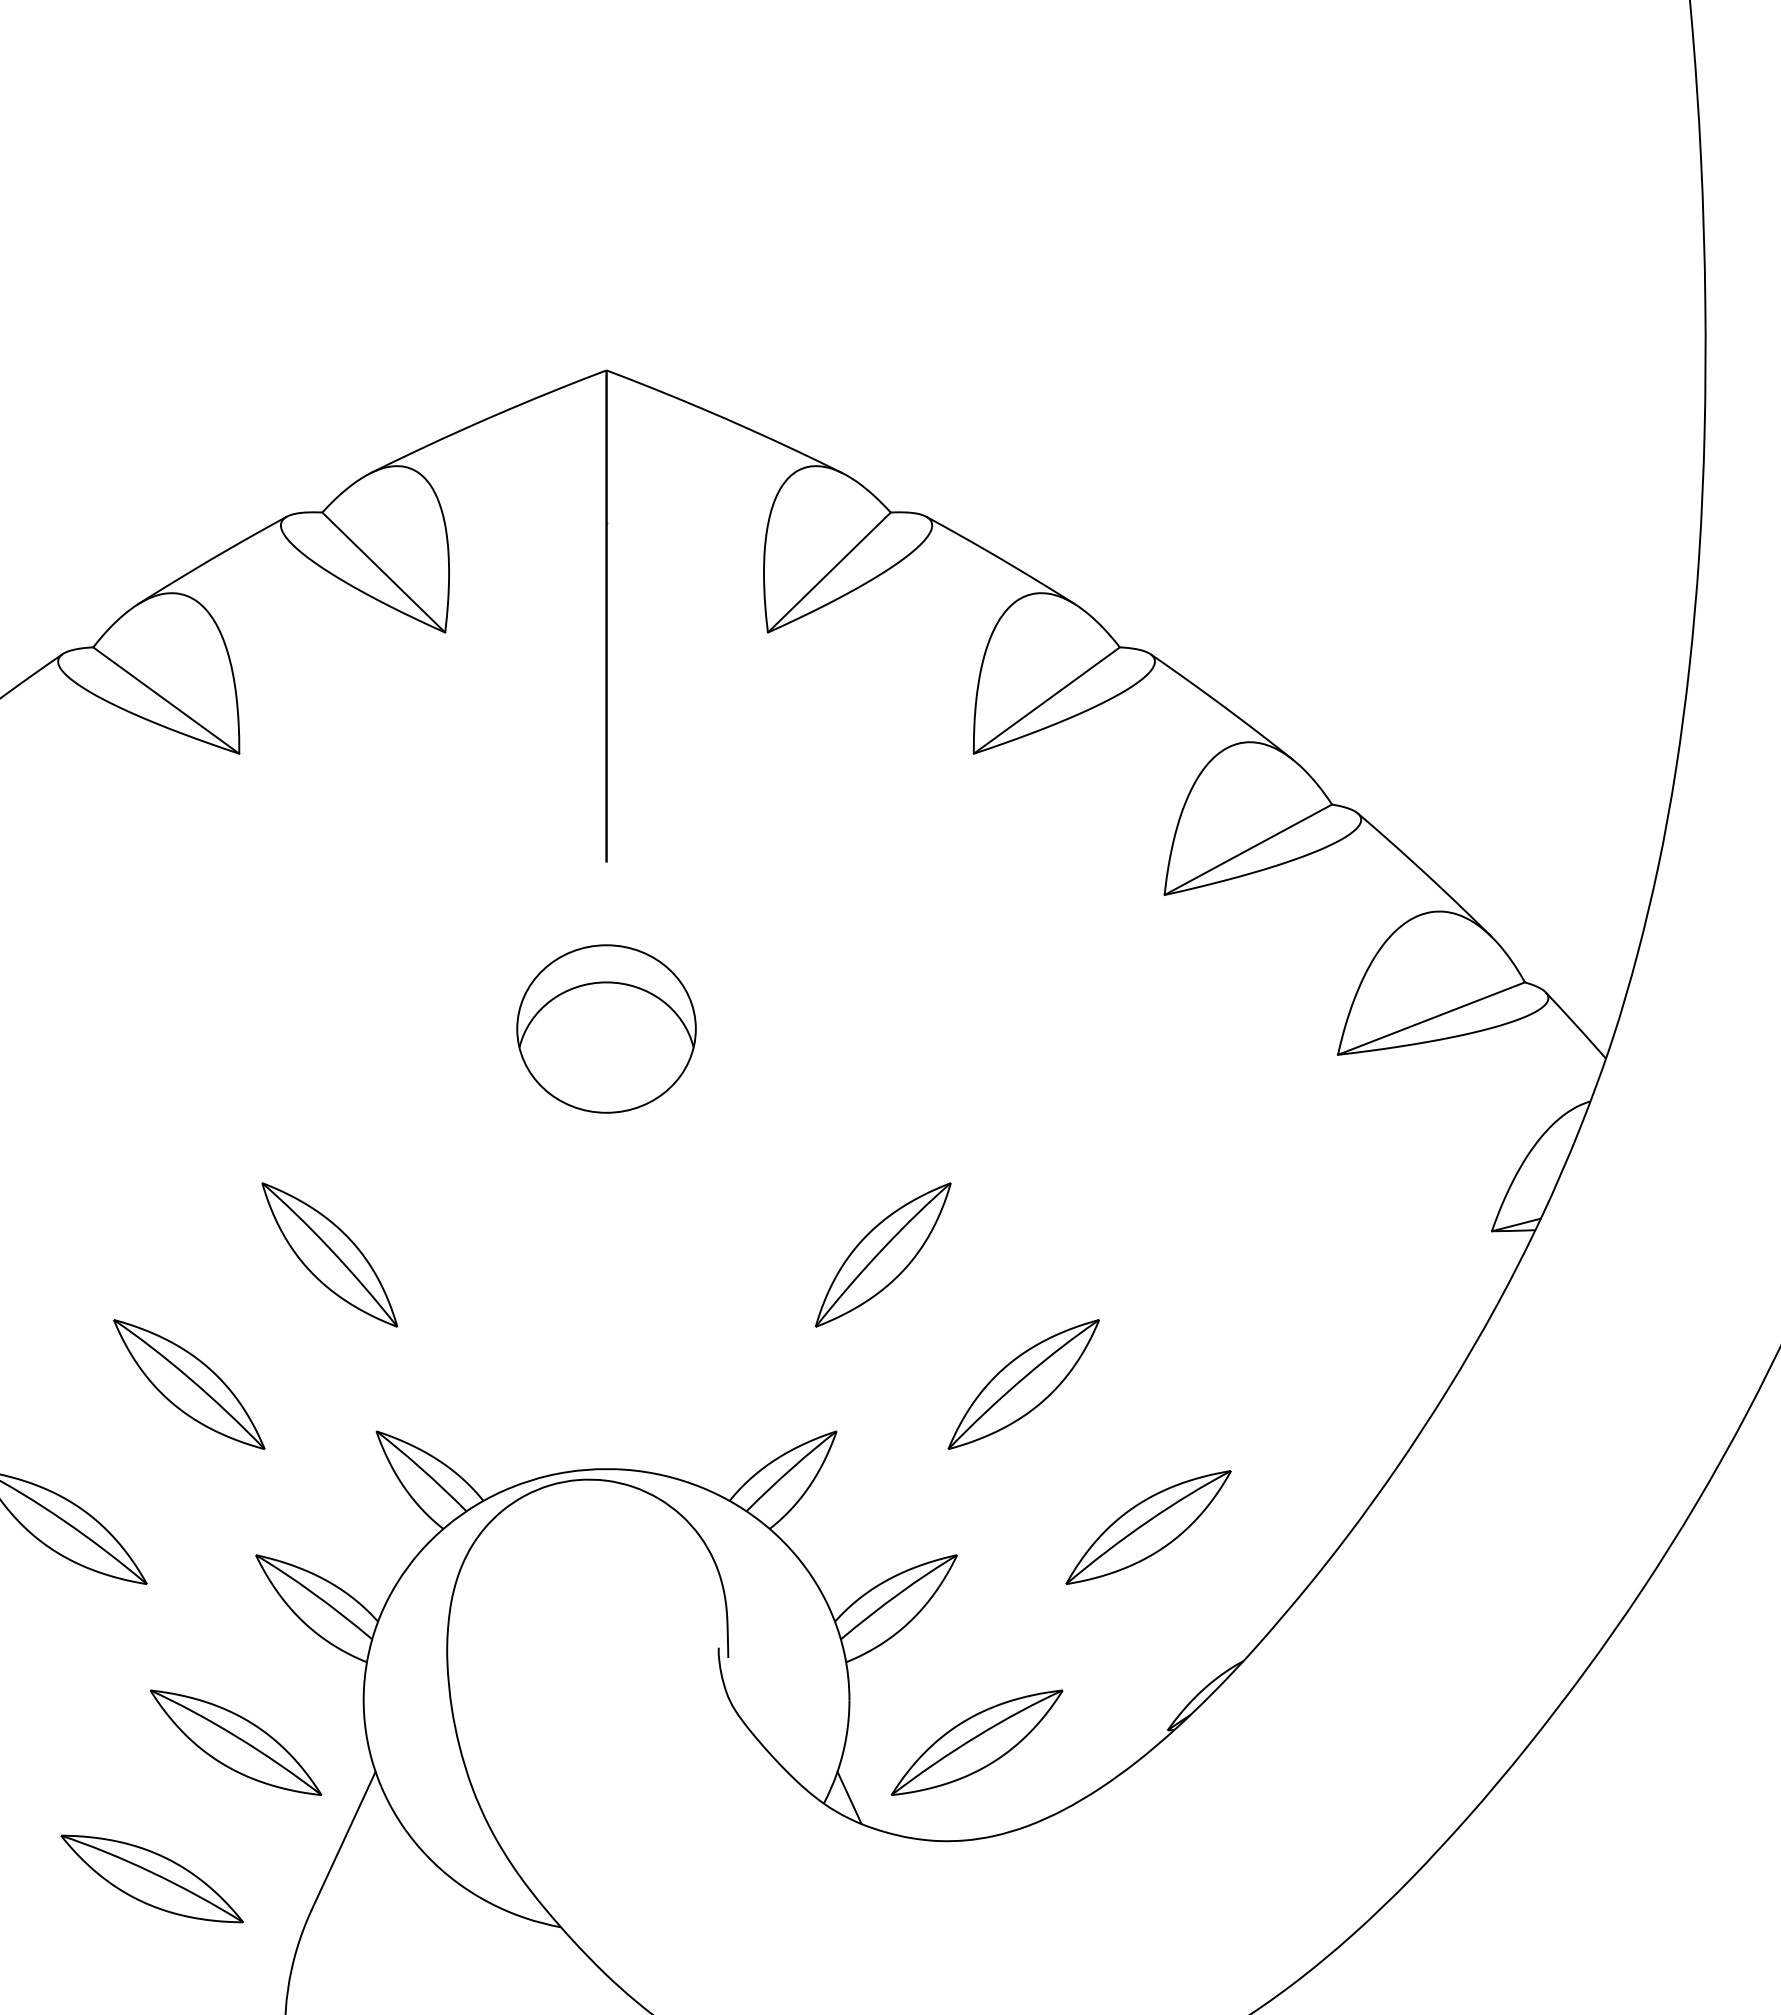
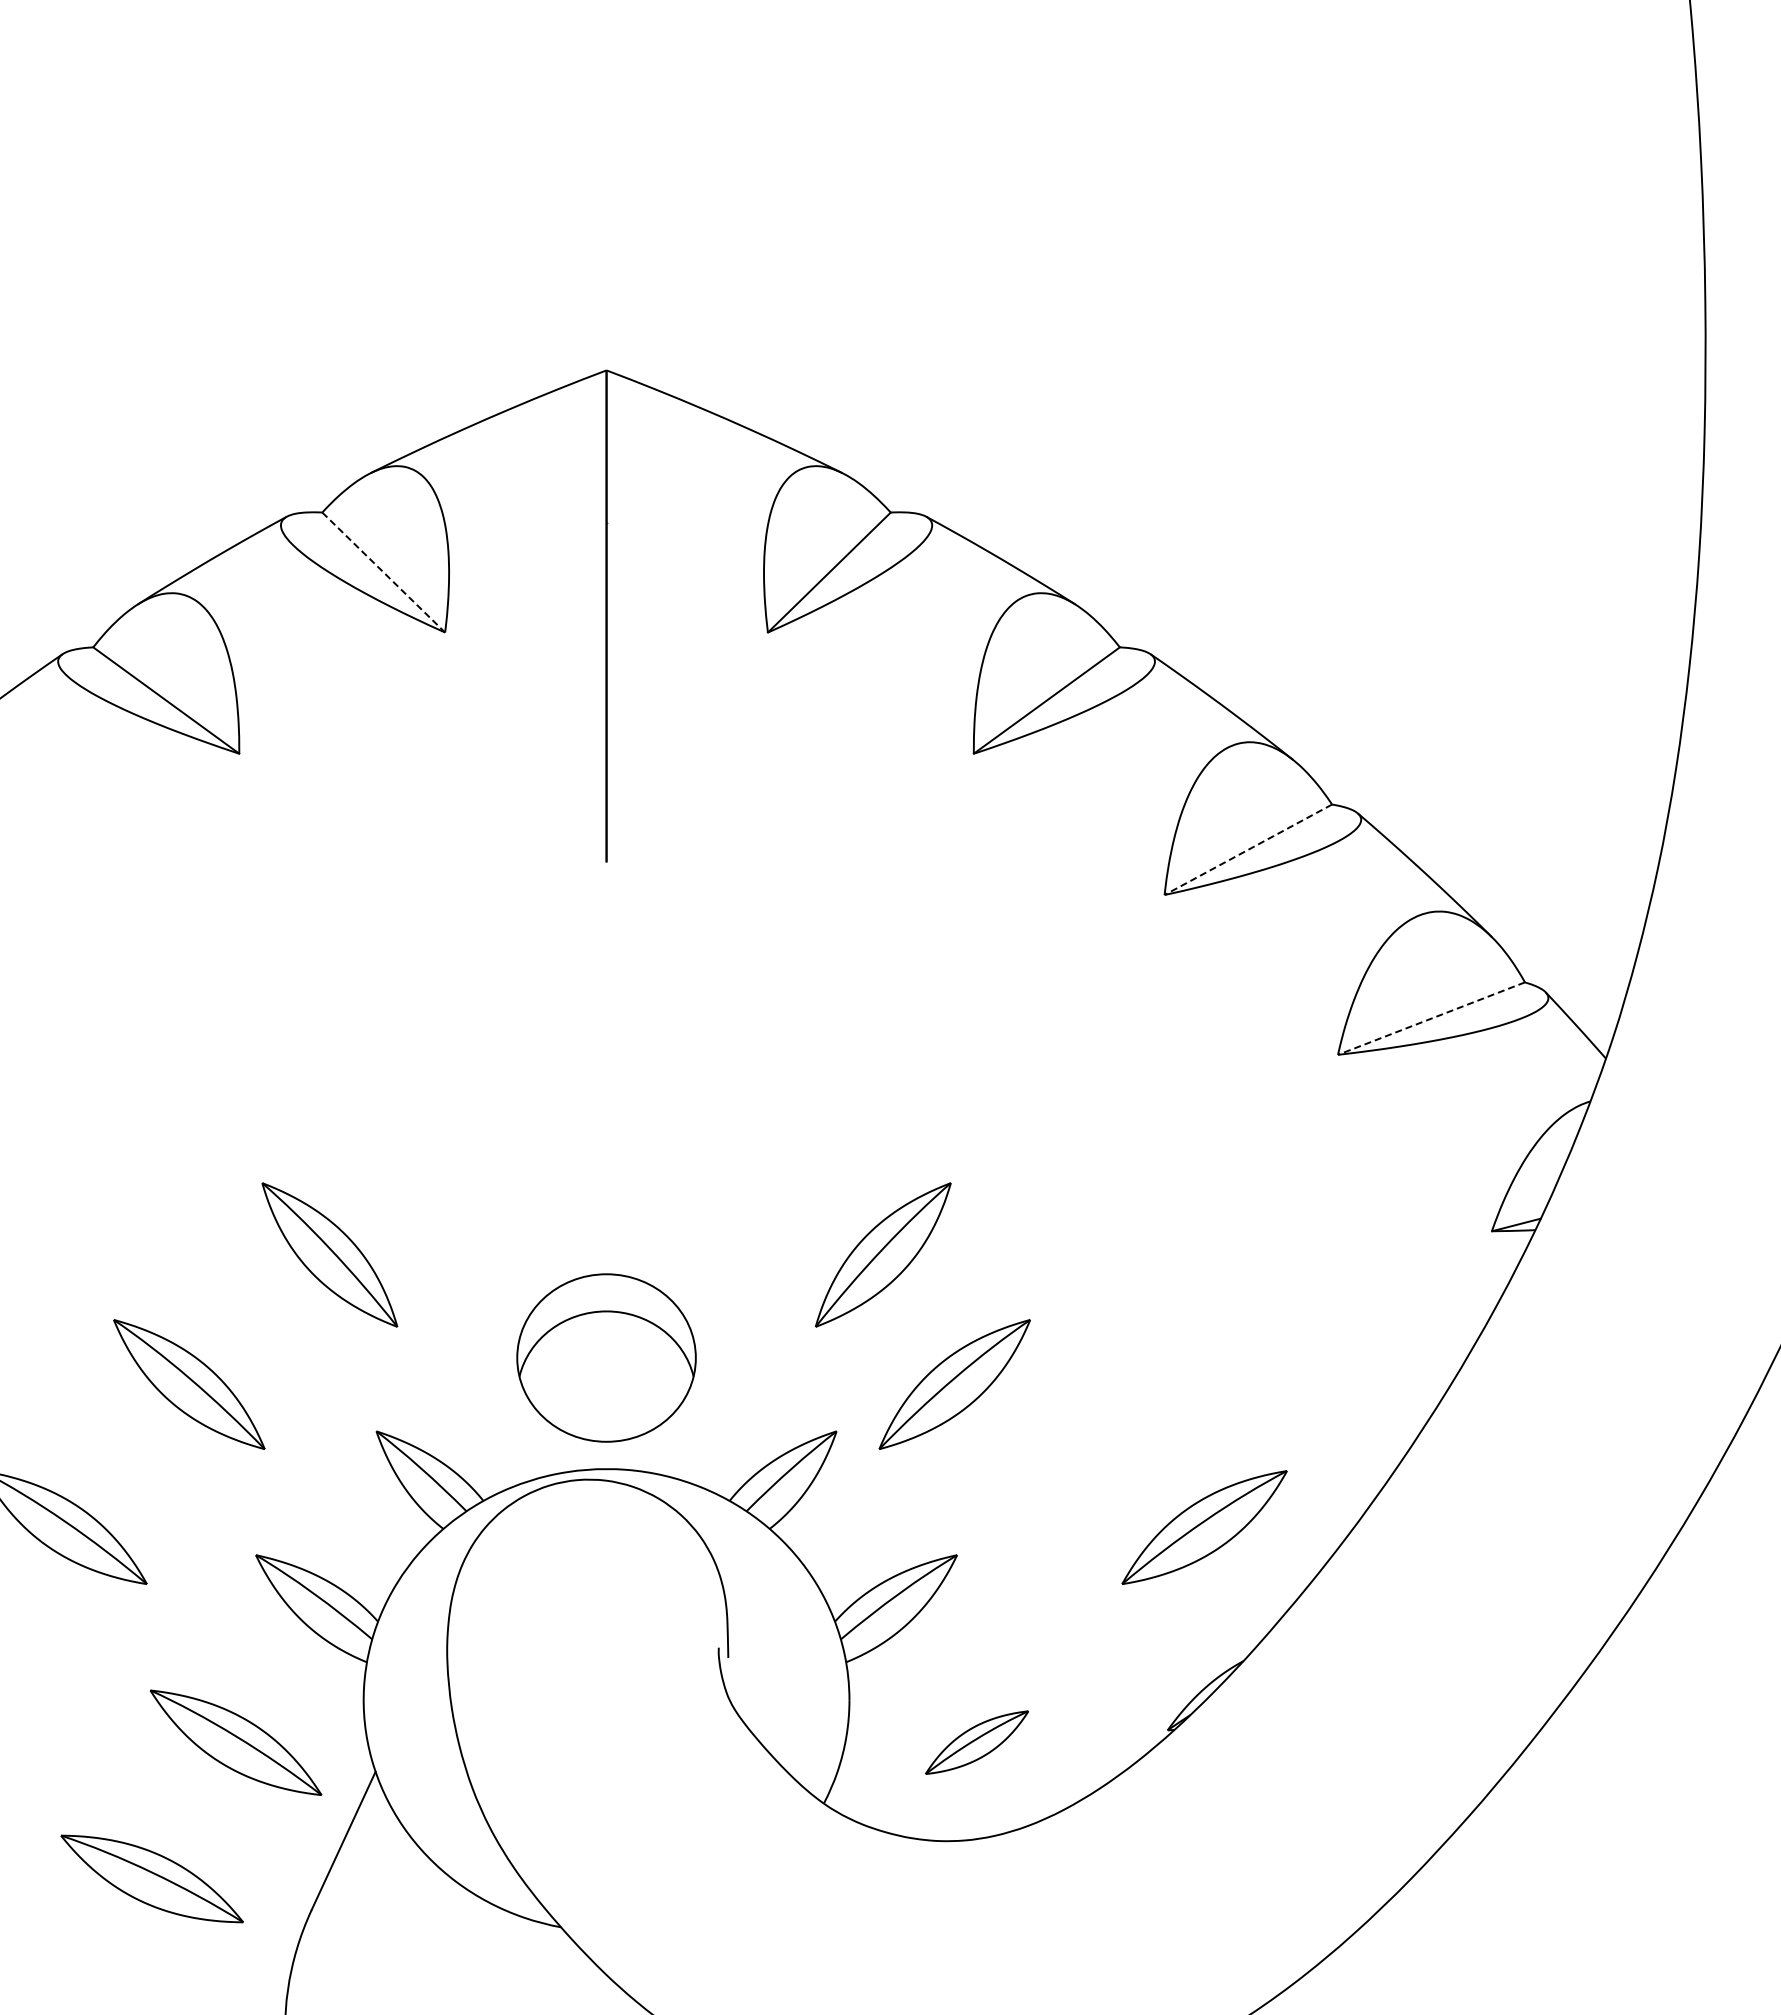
line: solid -> dashed (383, 572)
line: solid -> dashed (1247, 850)
line: solid -> dashed (1431, 1018)
part position: (606, 1028) -> (606, 1357) (606, 1357)
part position: (1023, 1384) -> (954, 1384) (954, 1384)
part position: (1148, 1527) -> (1204, 1527) (1204, 1527)
part size: 174x107 px -> 104x65 px (976, 1742)
line: present -> none (849, 1797)
